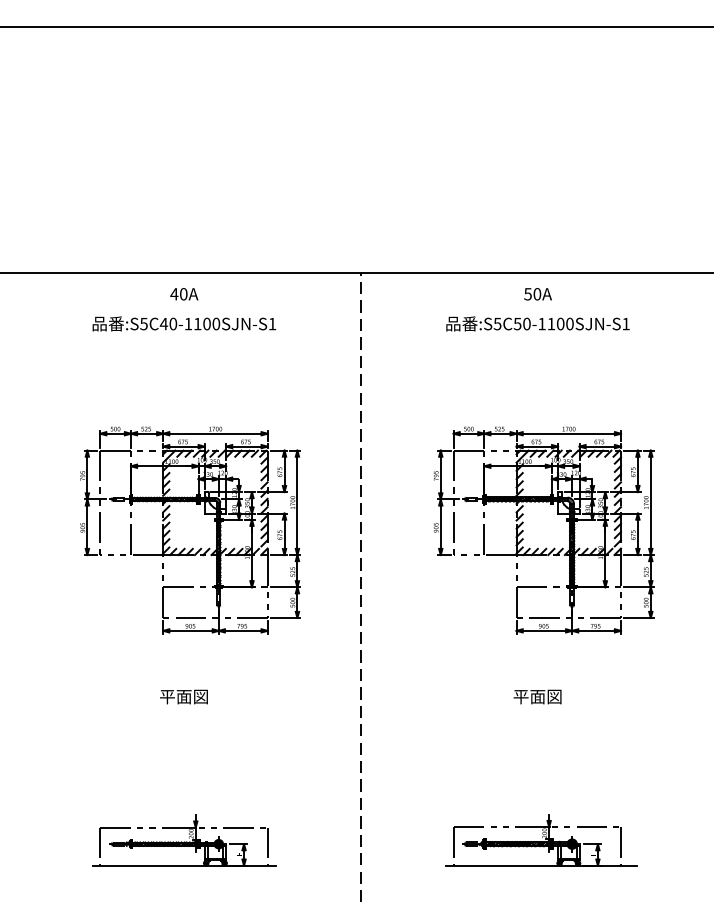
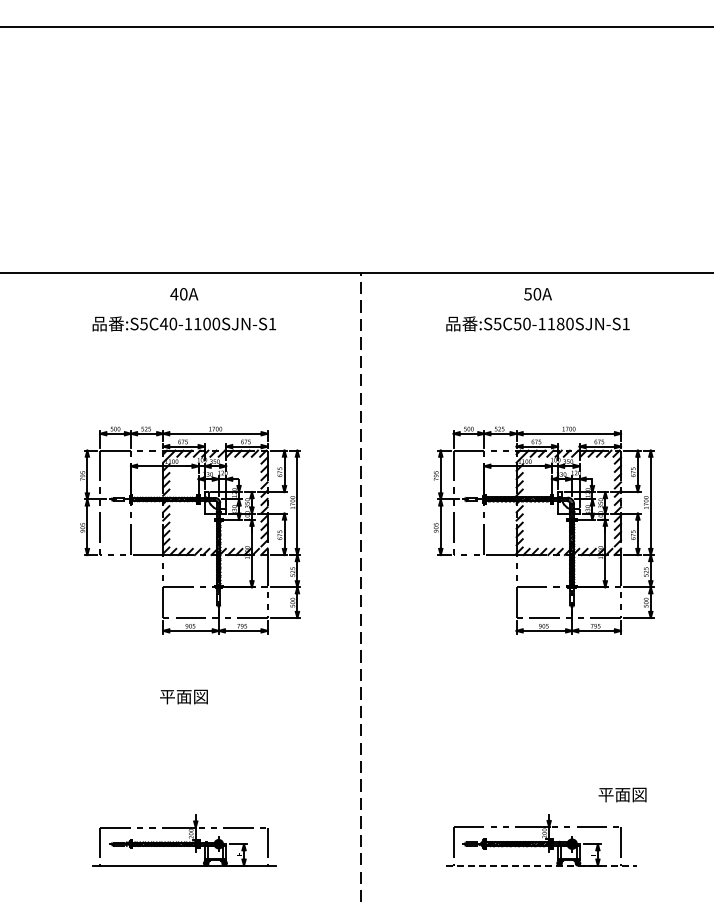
text: :S5C50-1100SJN-S1 -> :S5C50-1180SJN-S1 (560, 323)
text position: (537, 696) -> (622, 794) (622, 794)
line: solid -> dashed (542, 865)
